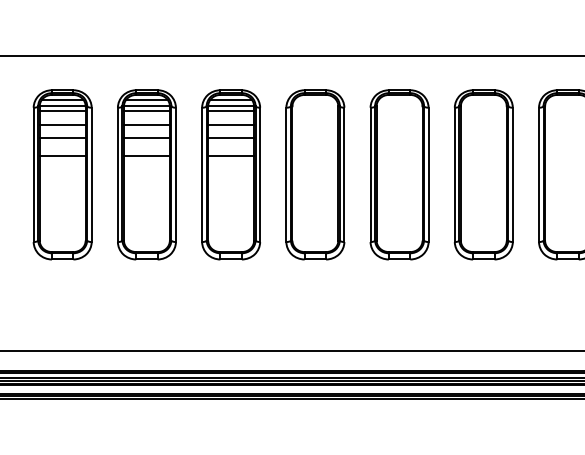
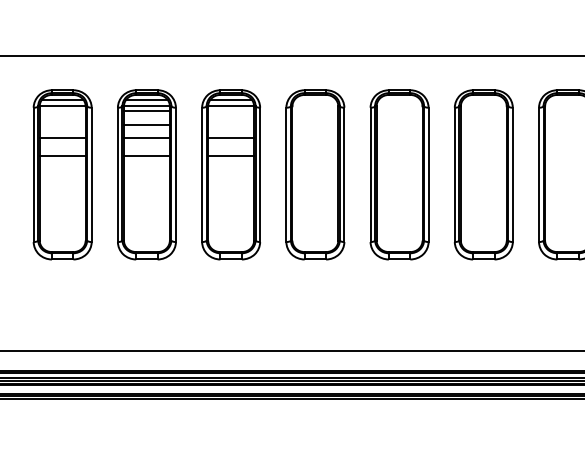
line: present -> none (62, 111)
line: present -> none (231, 111)
line: present -> none (62, 124)
line: present -> none (231, 124)
